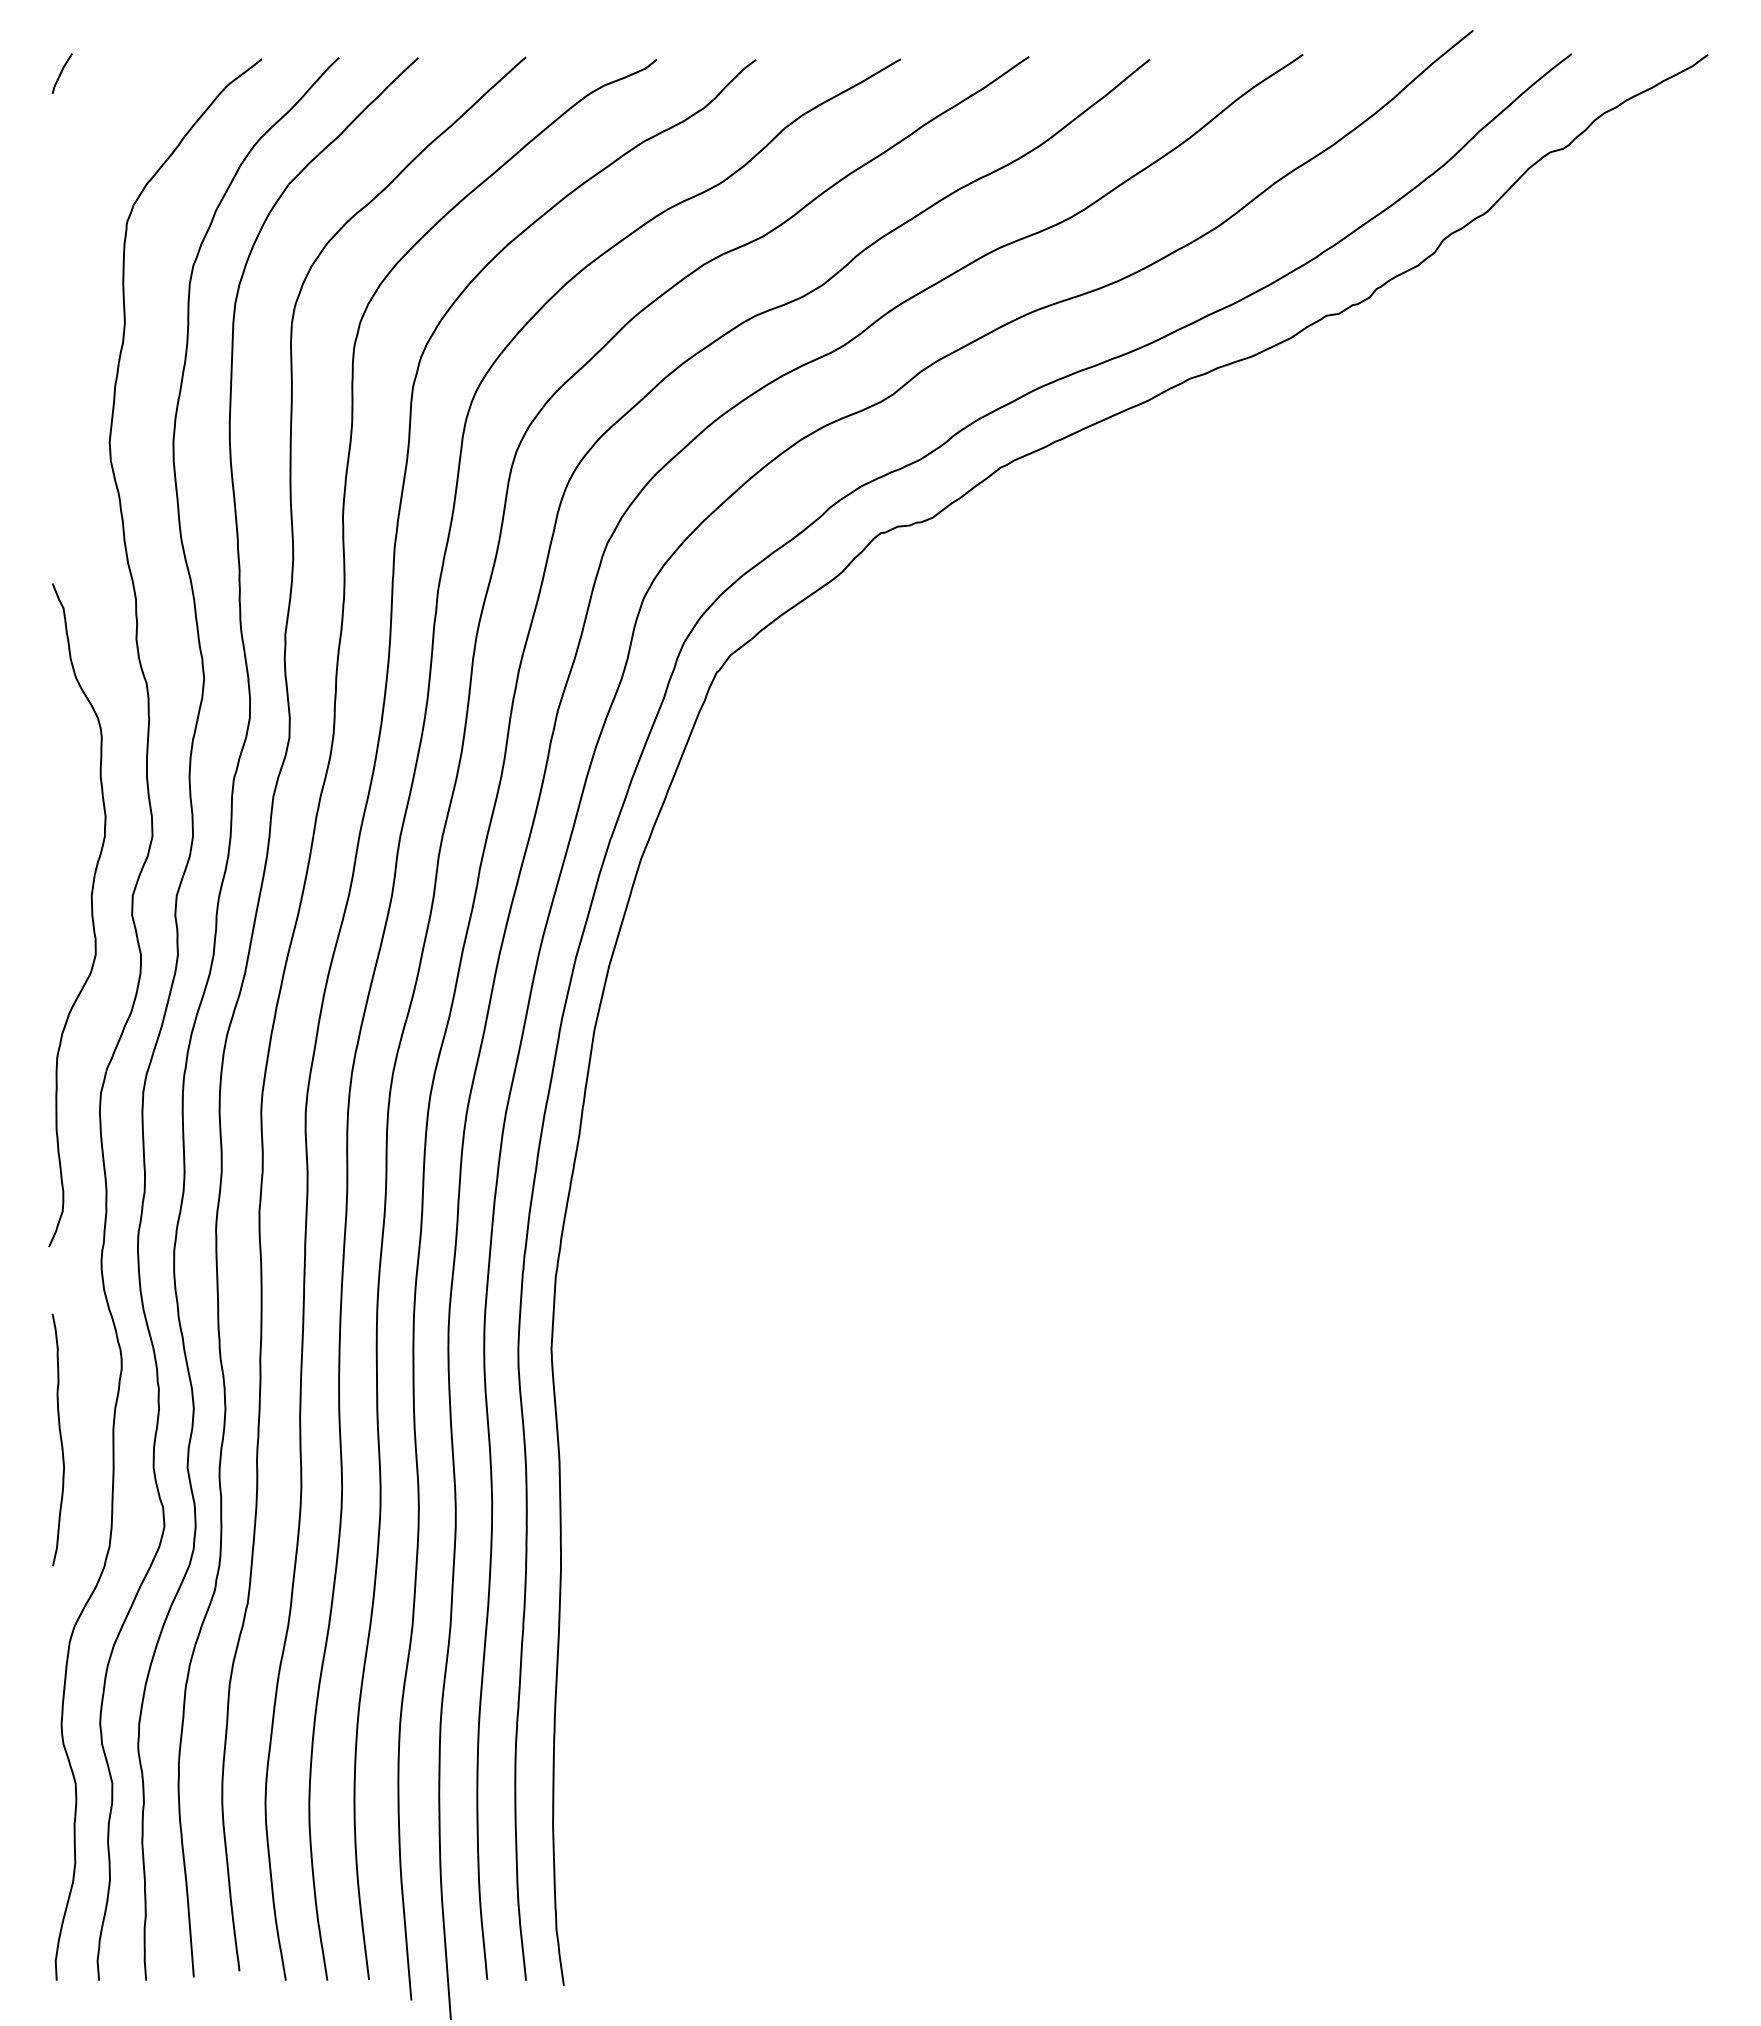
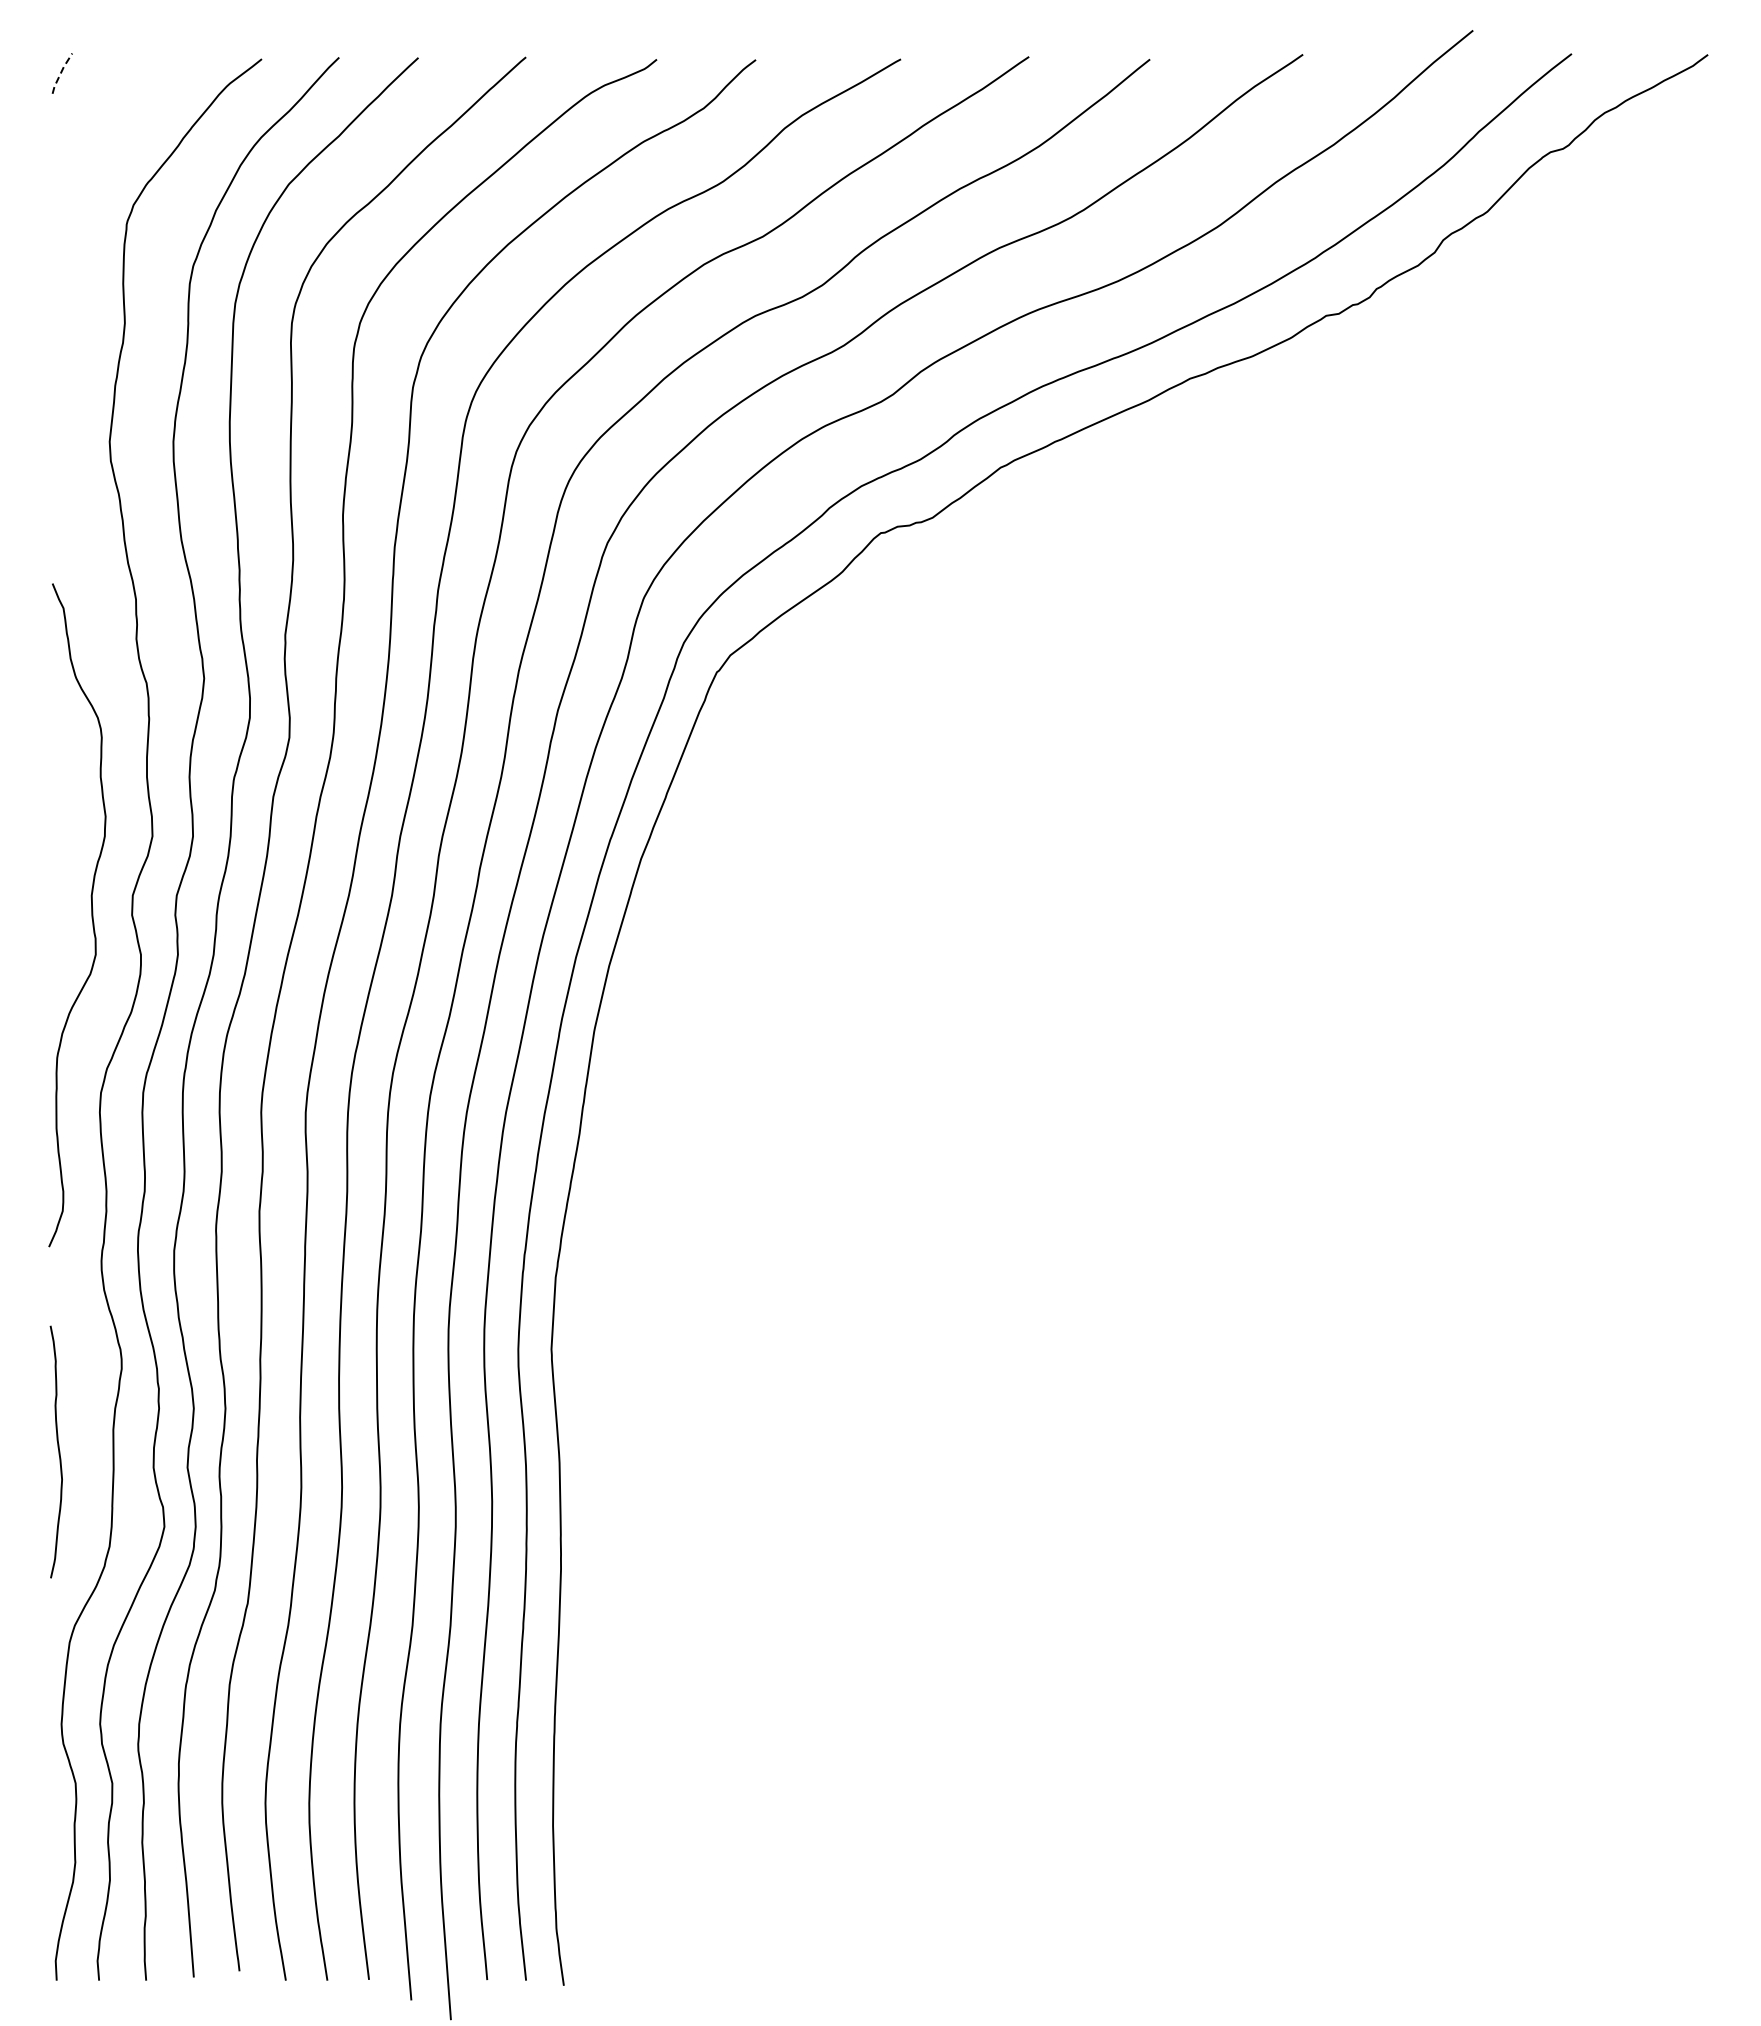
line: solid -> dashed (60, 73)
curve position: (60, 1439) -> (58, 1451) (58, 1451)
